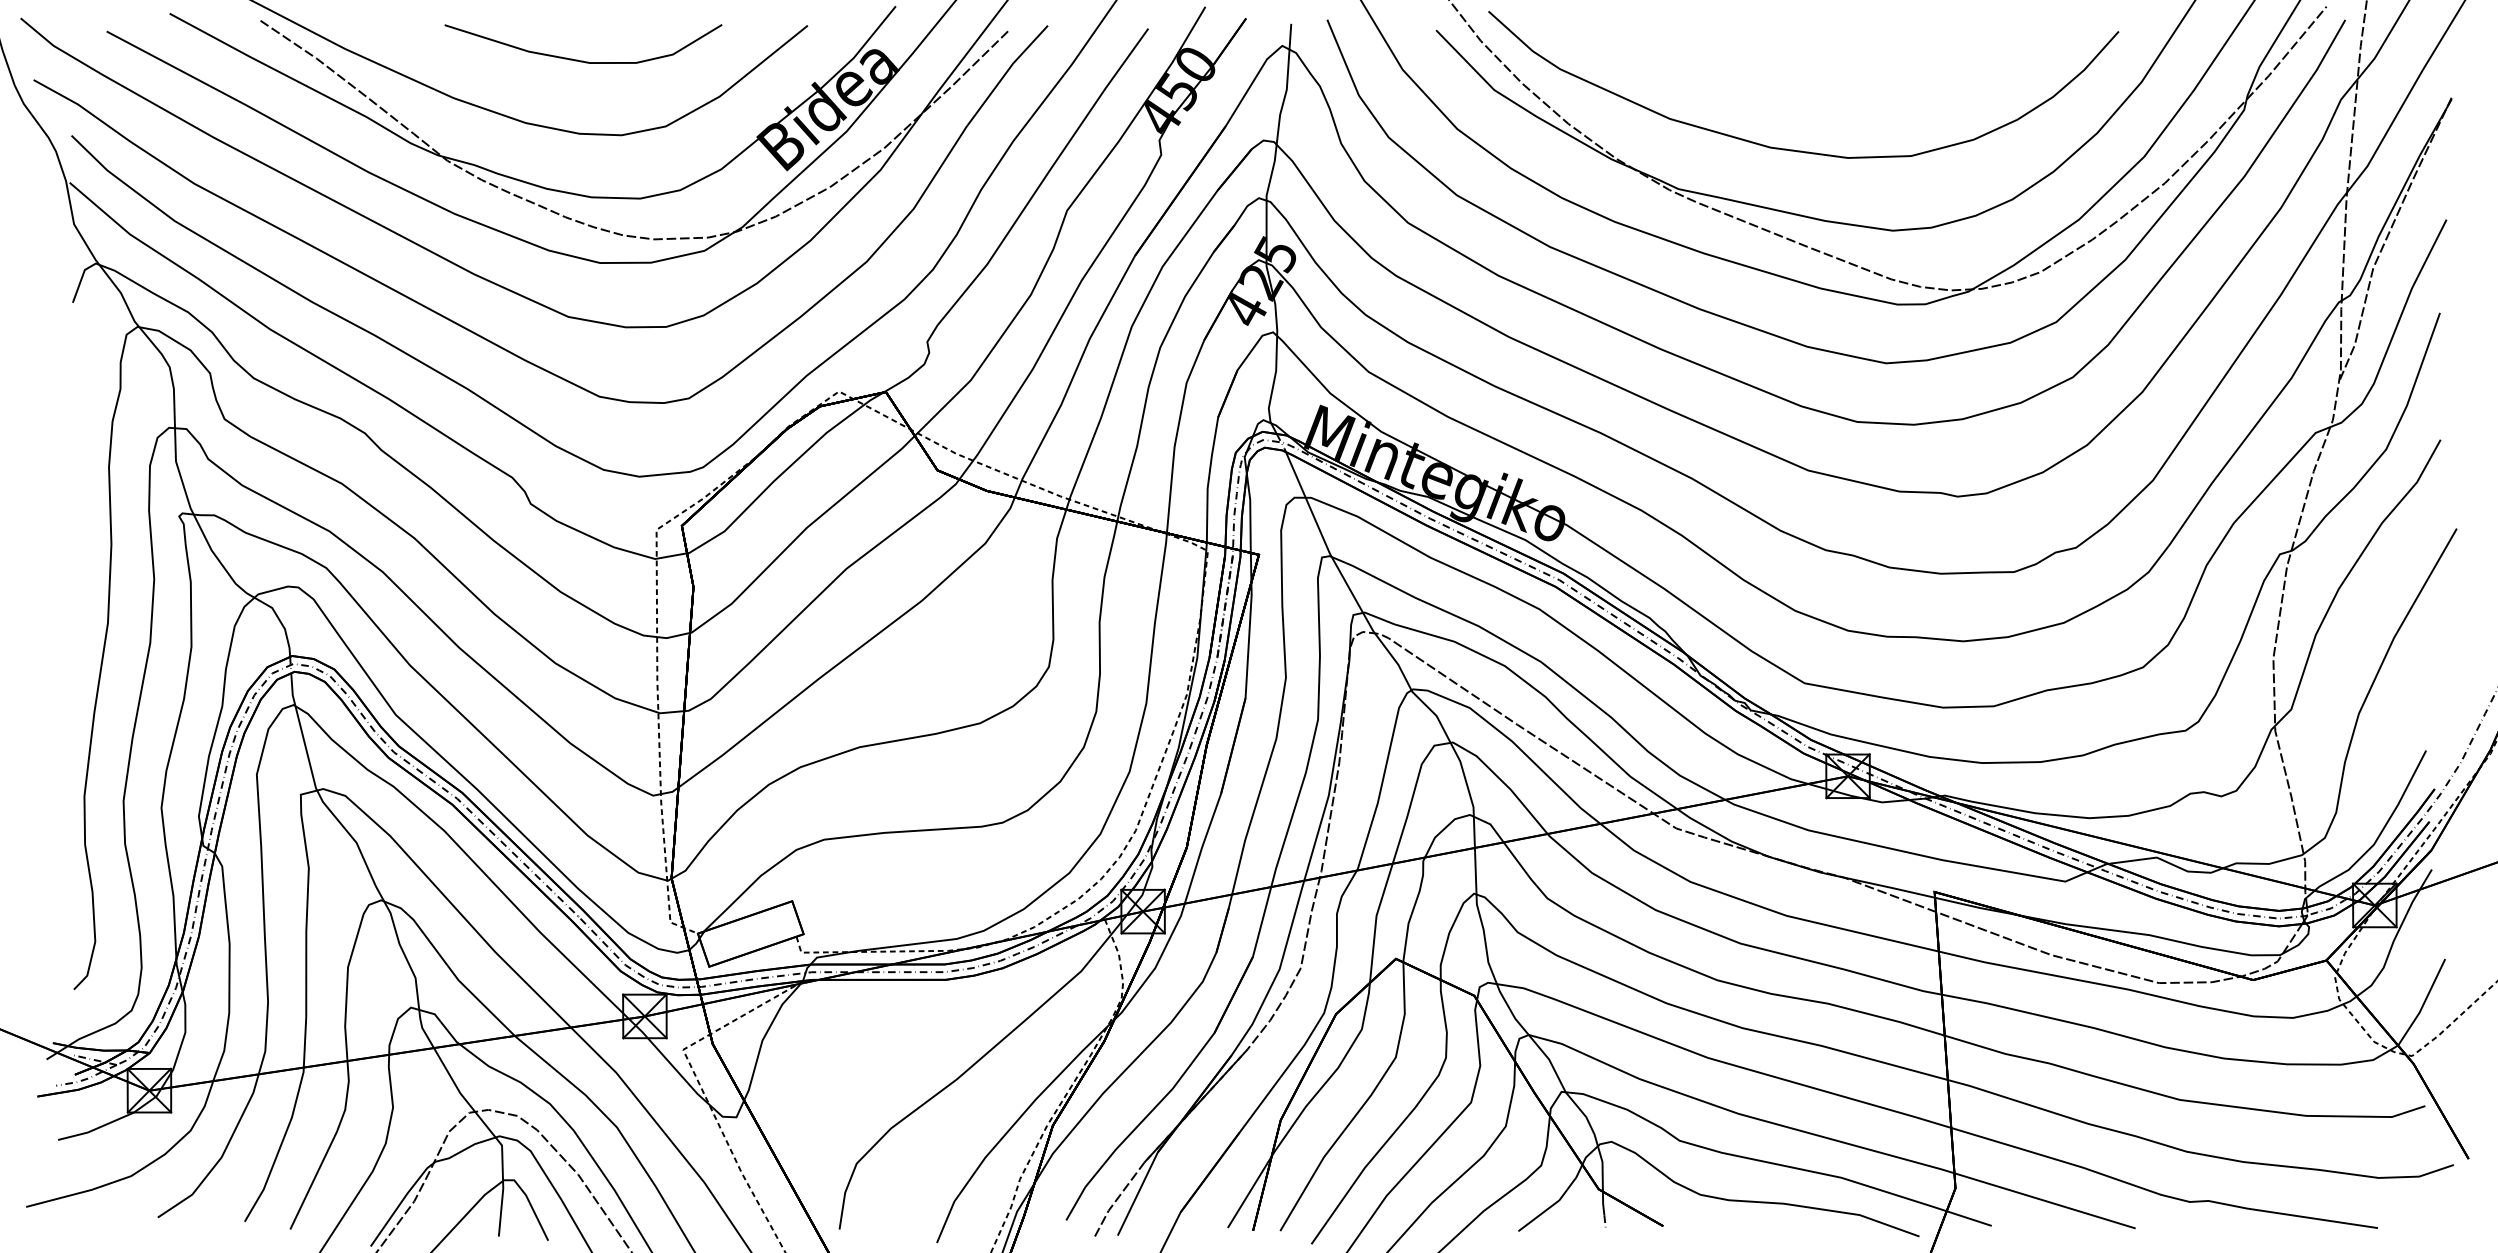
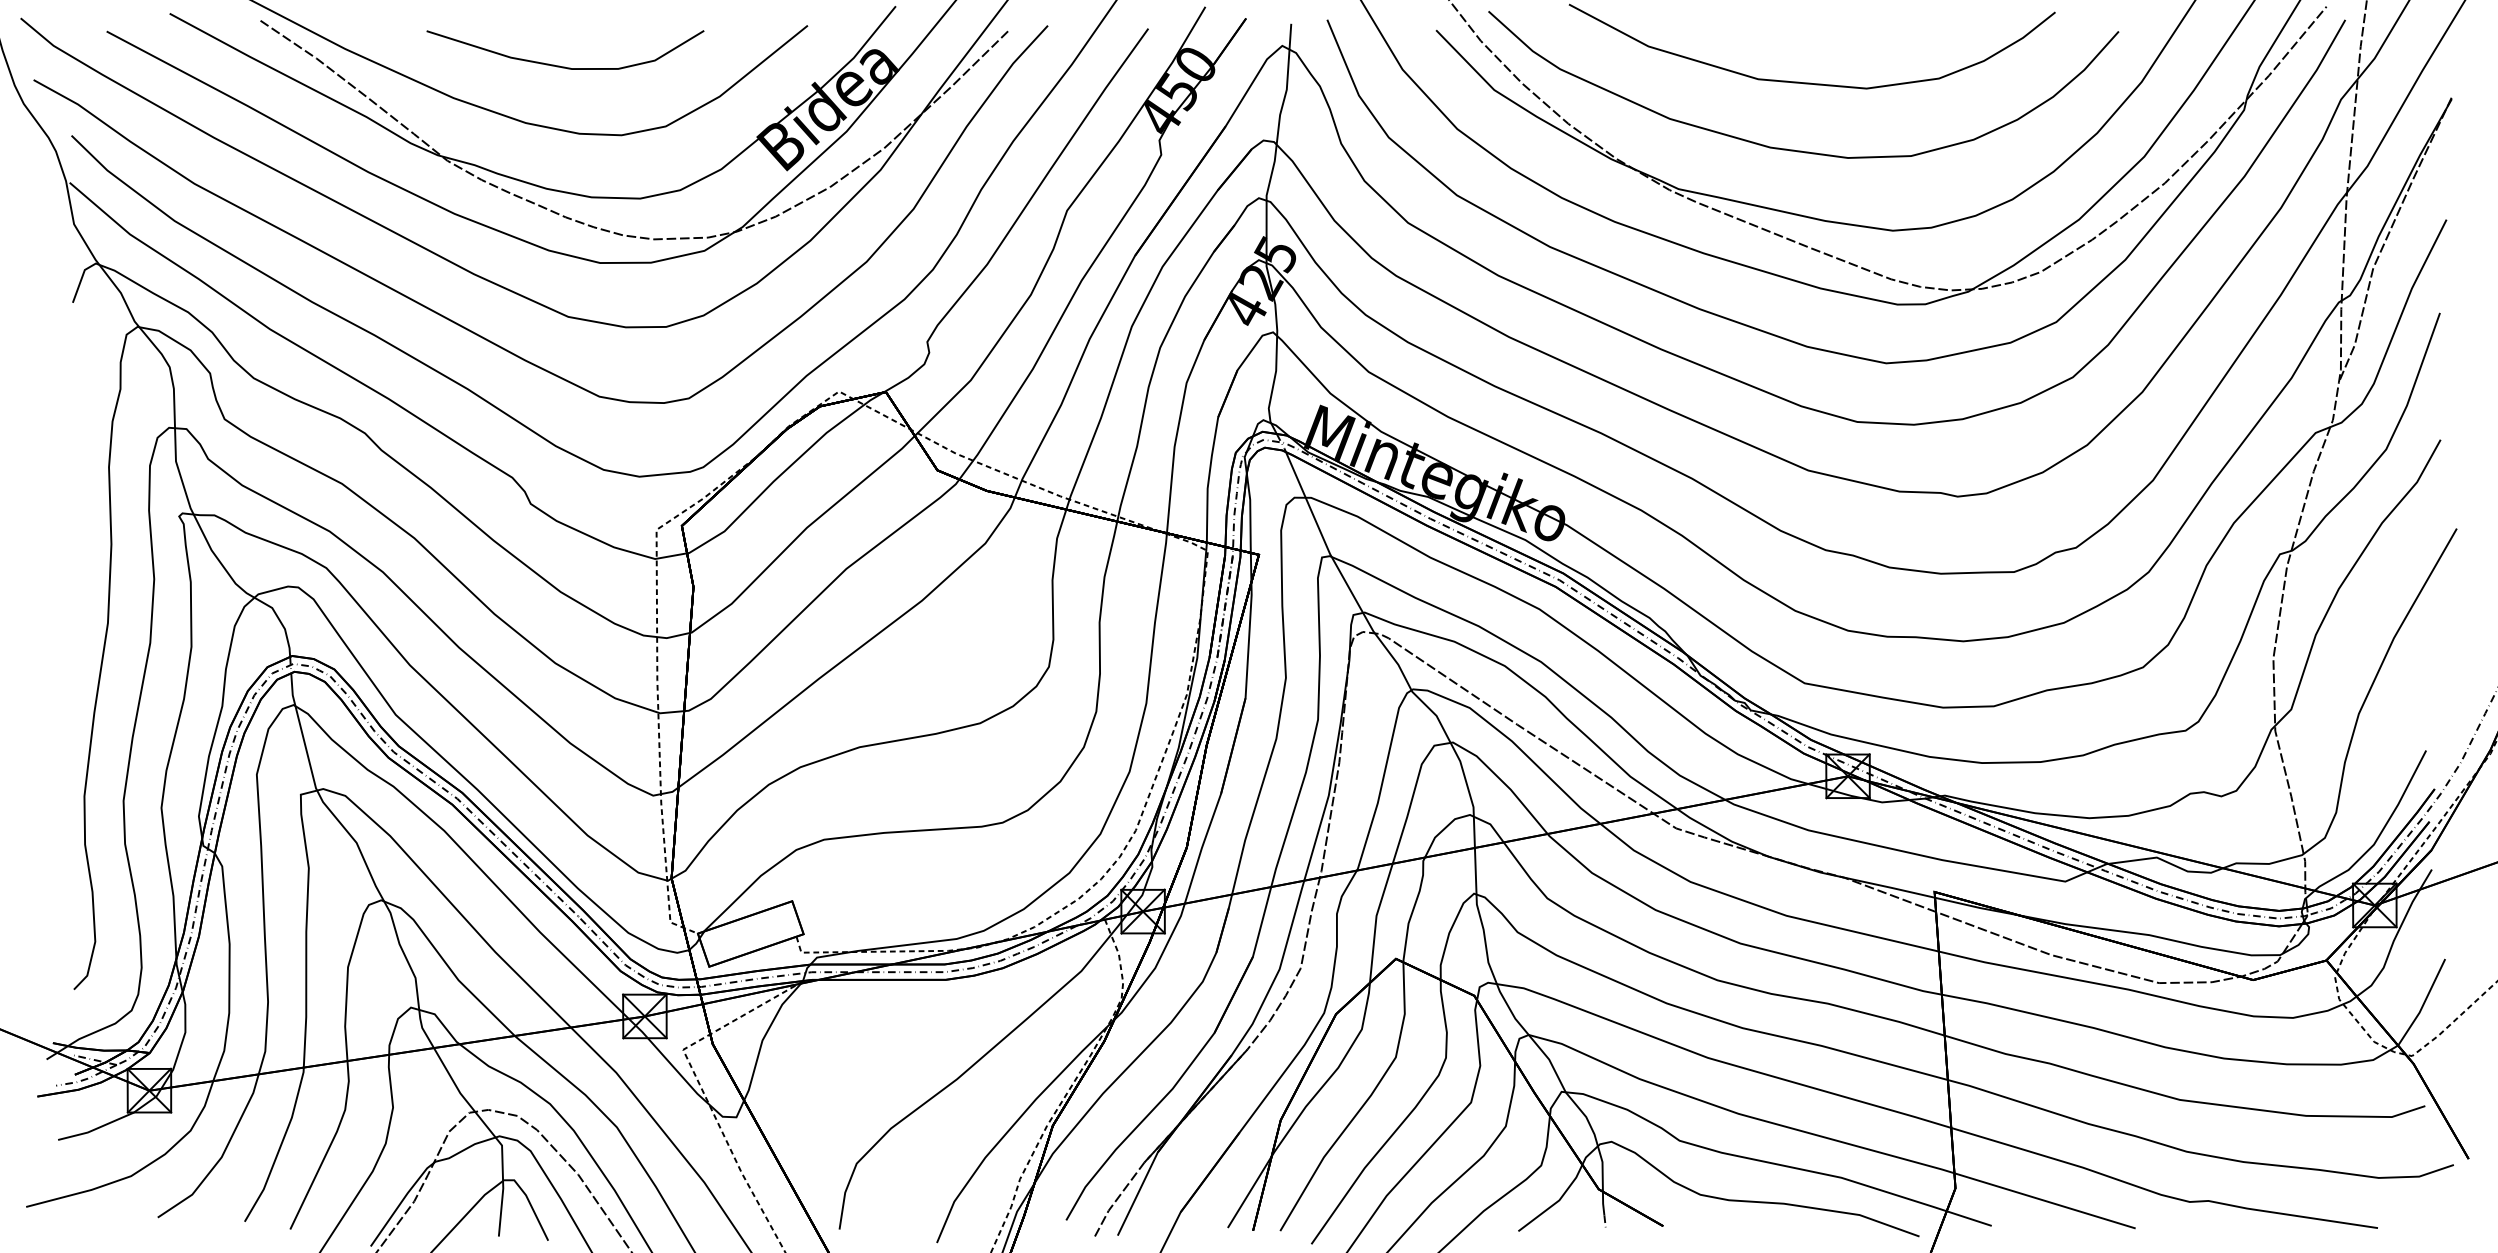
curve position: (583, 60) -> (565, 66) (565, 66)
curve: none -> present (1810, 82)
